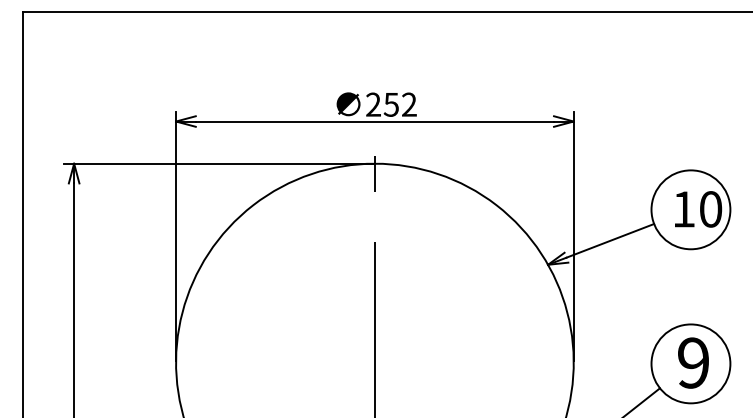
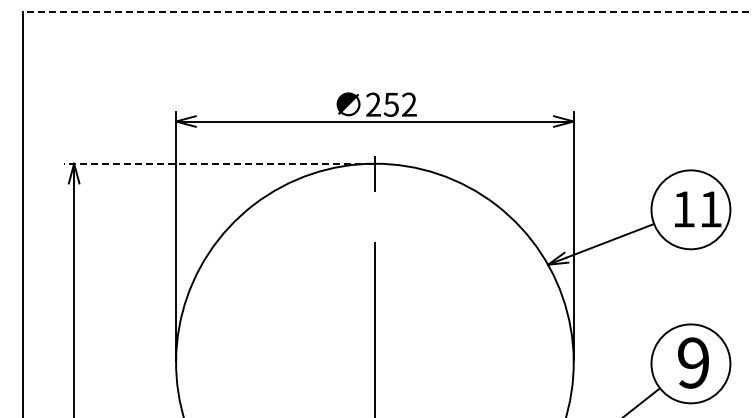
line: solid -> dashed (387, 12)
line: solid -> dashed (218, 163)
text: 10 -> 11 (711, 209)
